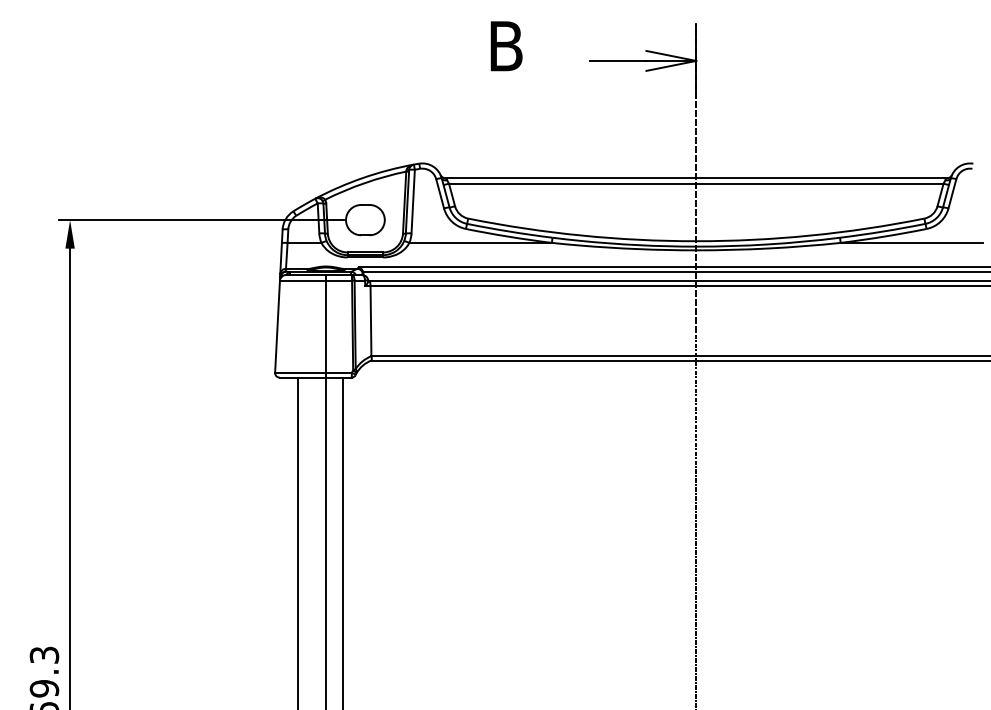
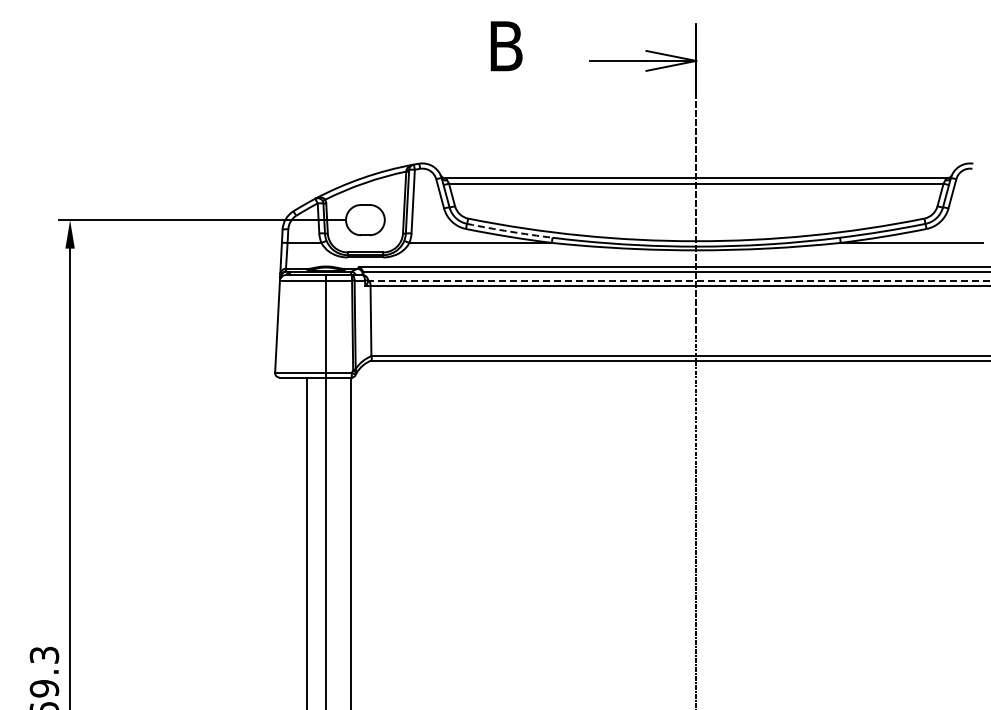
arc: solid -> dashed (509, 231)
line: solid -> dashed (679, 280)
line position: (297, 541) -> (306, 541) (306, 541)
line position: (343, 541) -> (351, 541) (351, 541)
